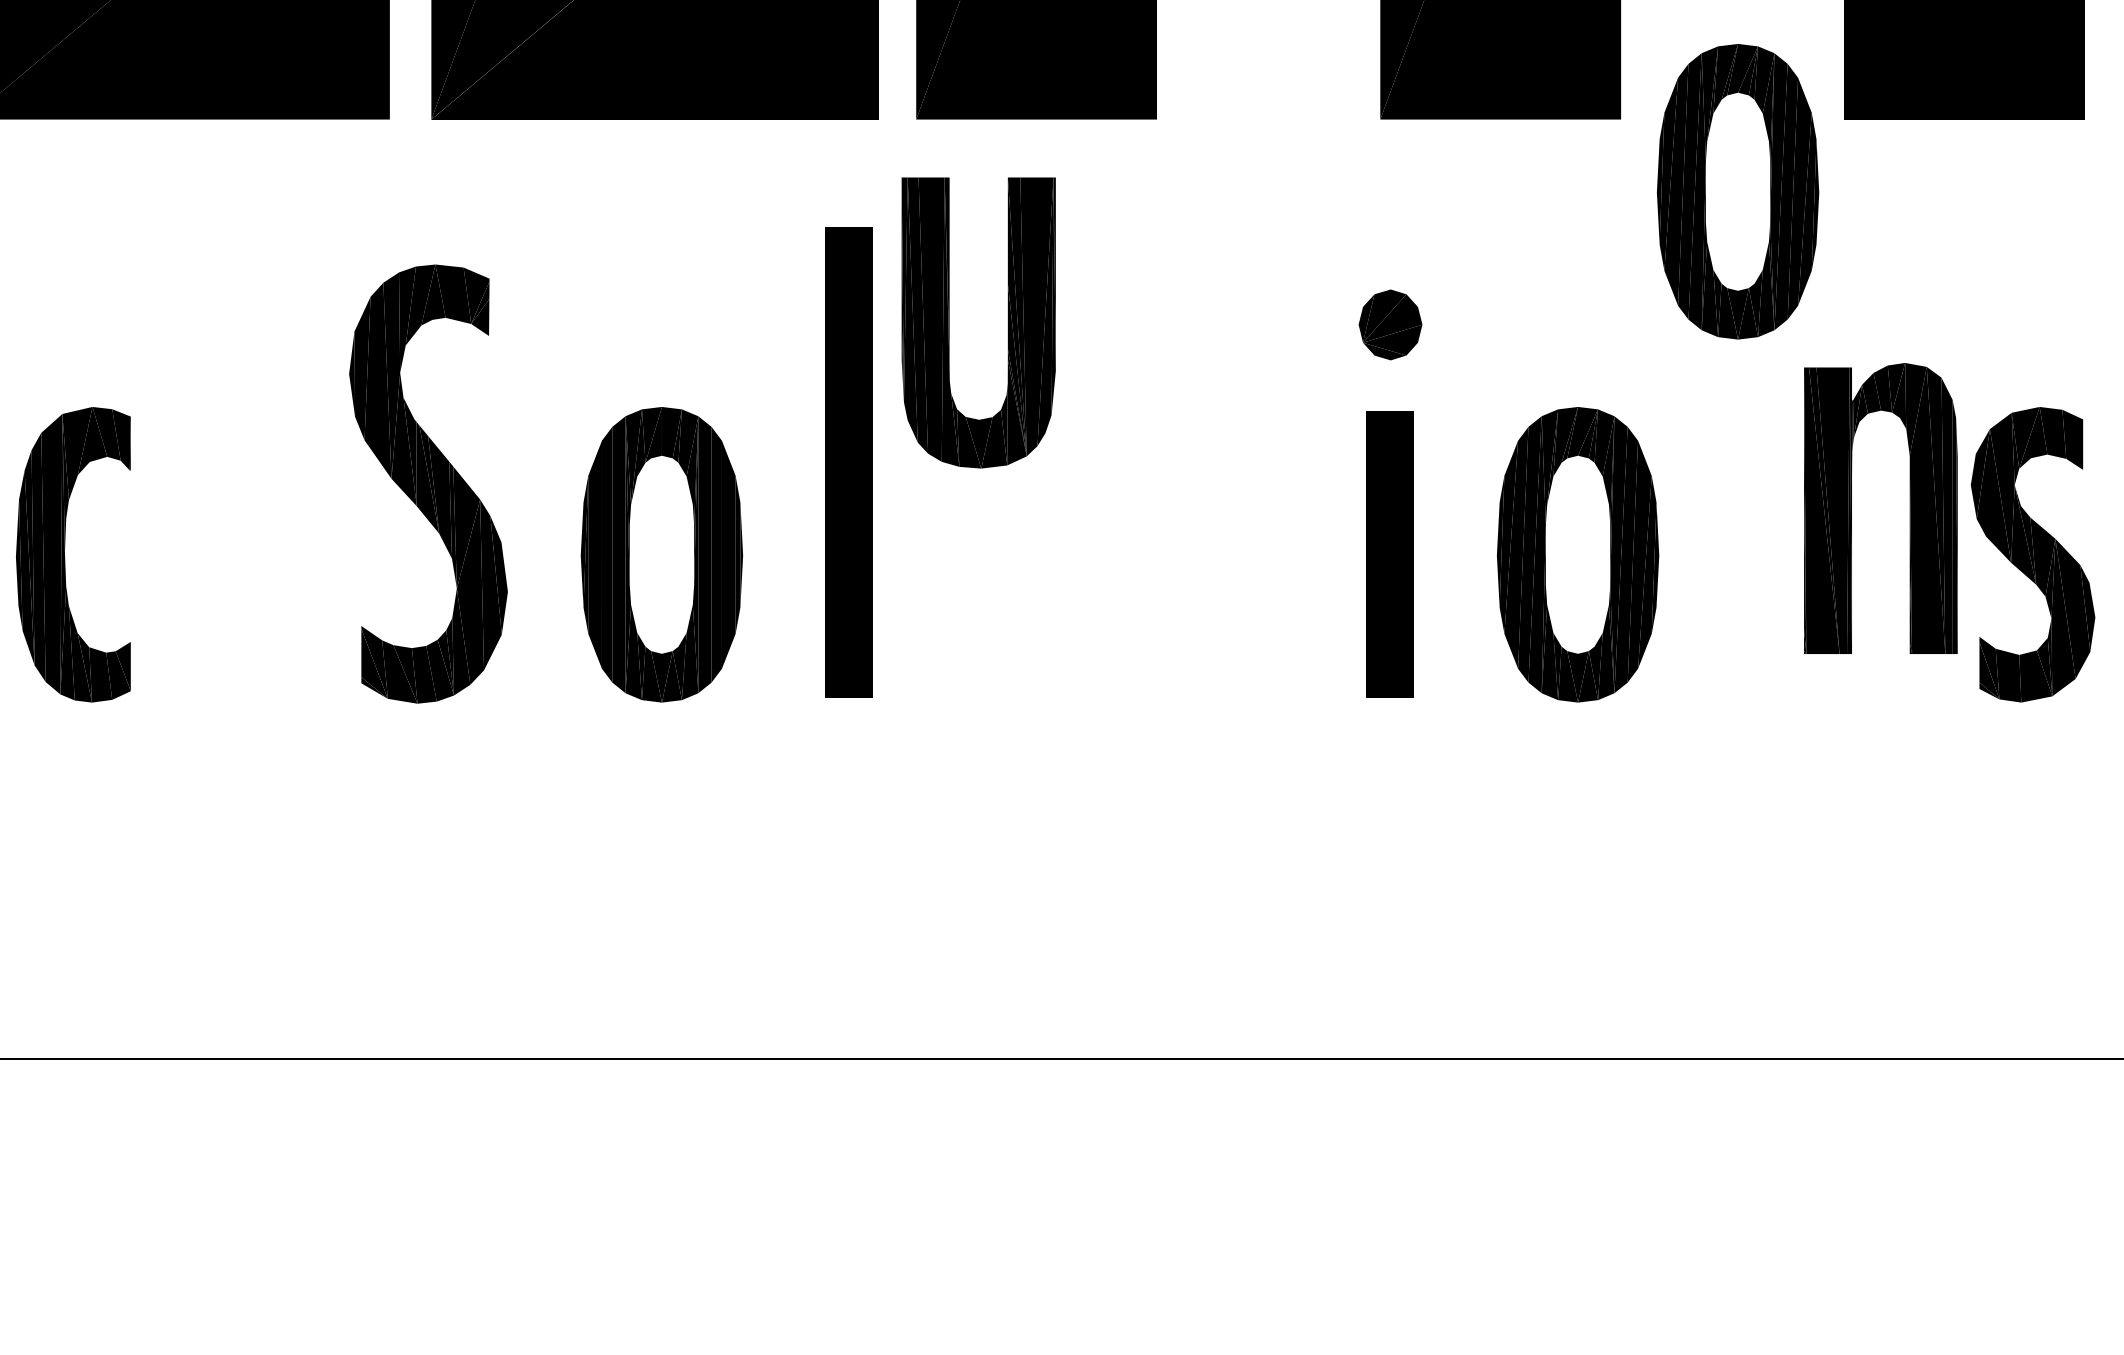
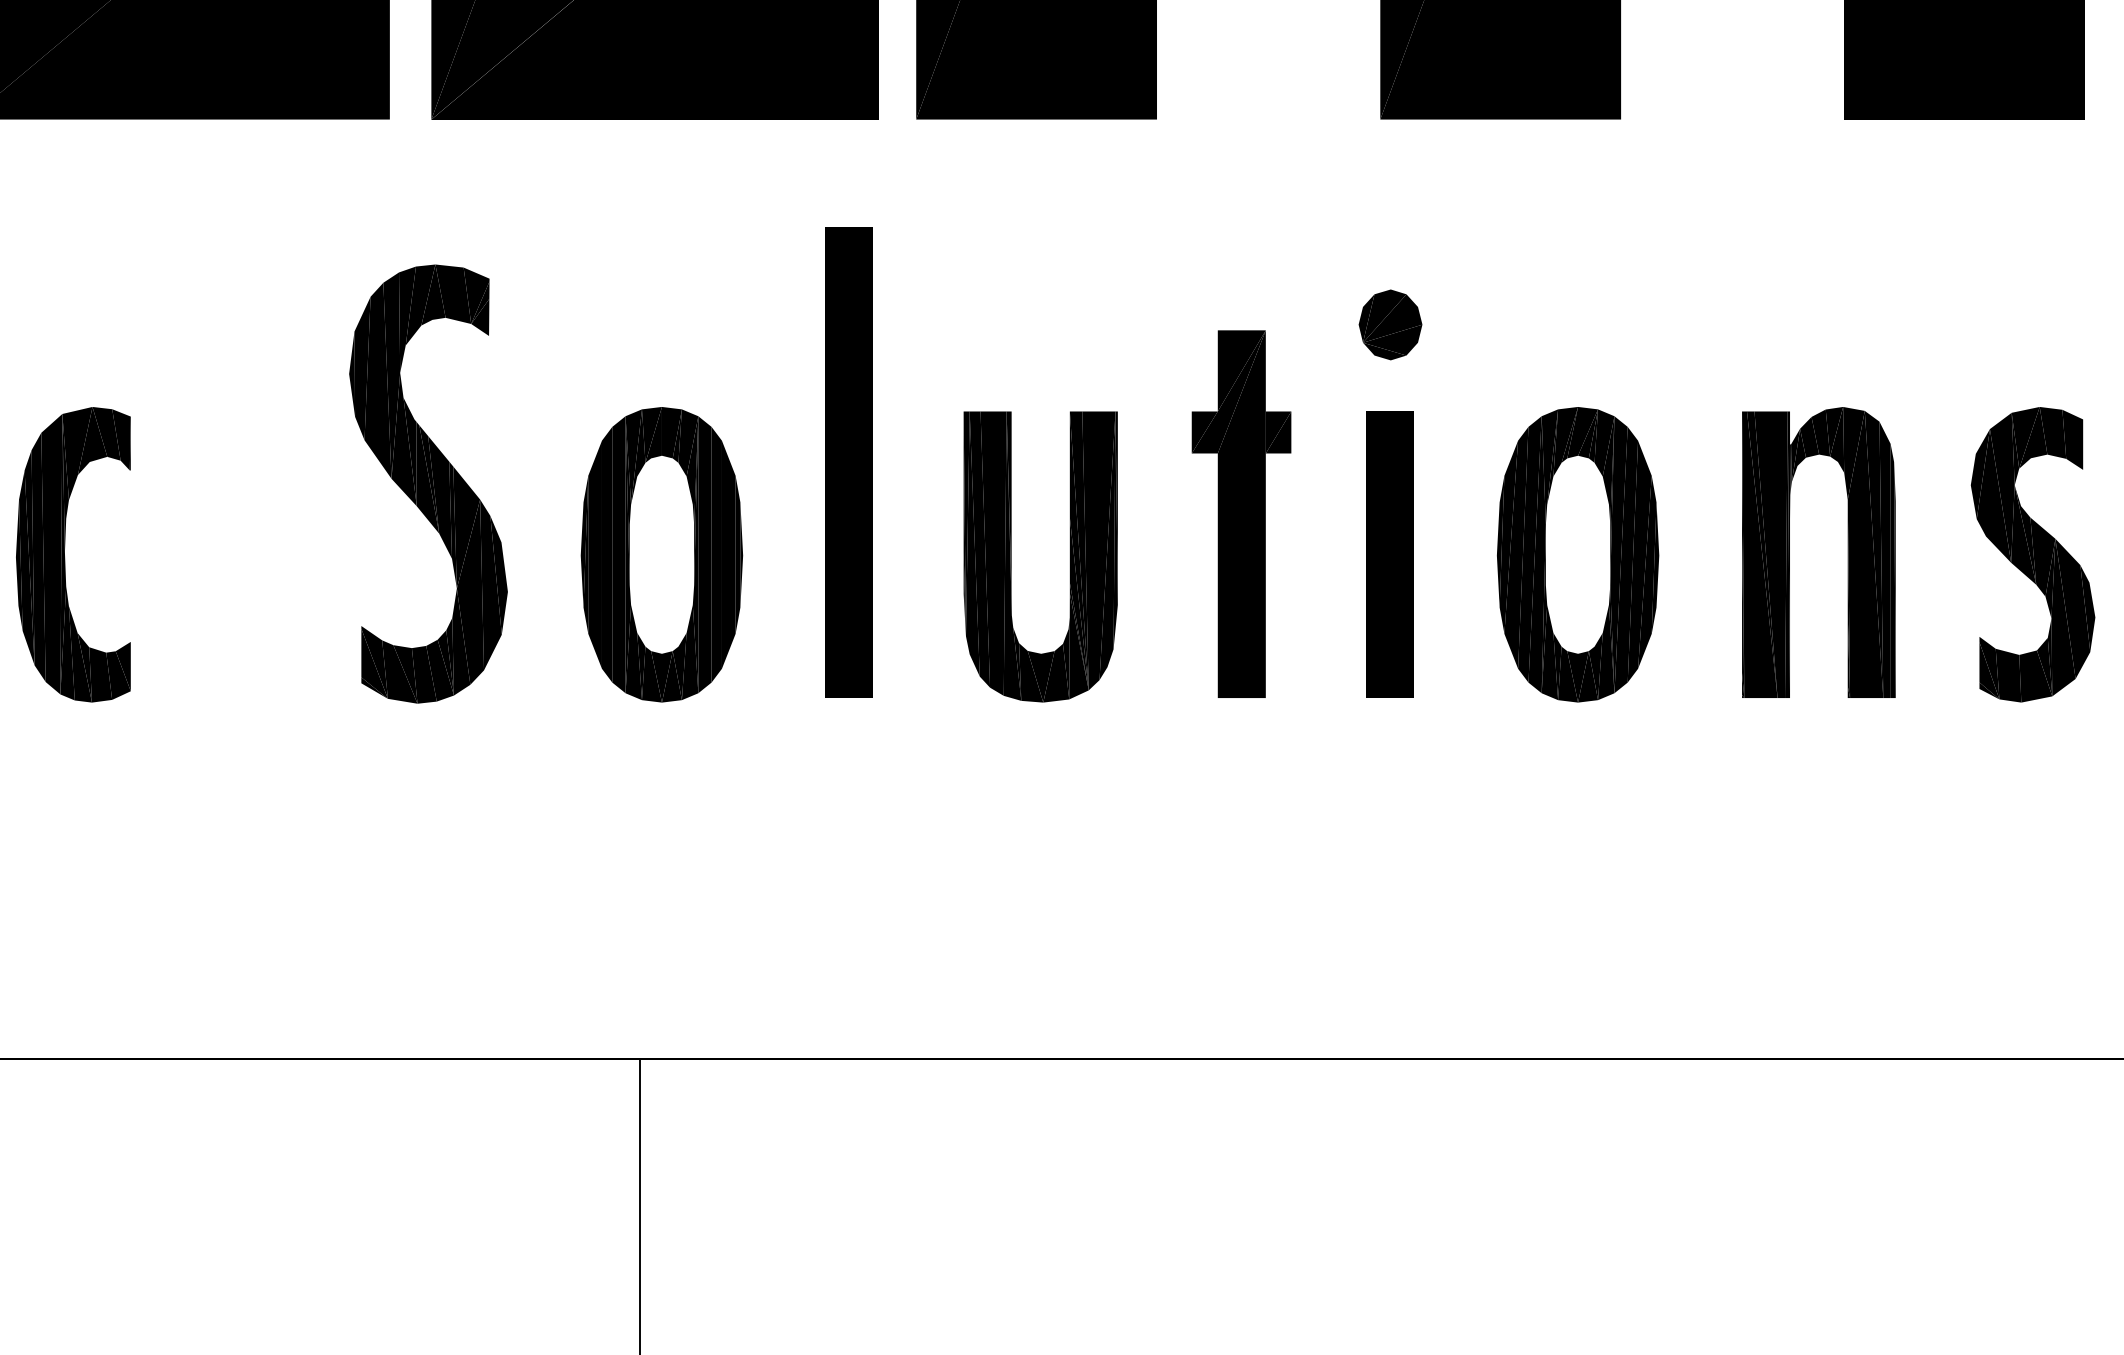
part: present -> none (1738, 191)
part position: (949, 322) -> (1011, 556) (1011, 556)
part position: (1851, 508) -> (1789, 552) (1789, 552)
part: none -> present (1241, 513)
line: none -> present (639, 1205)
